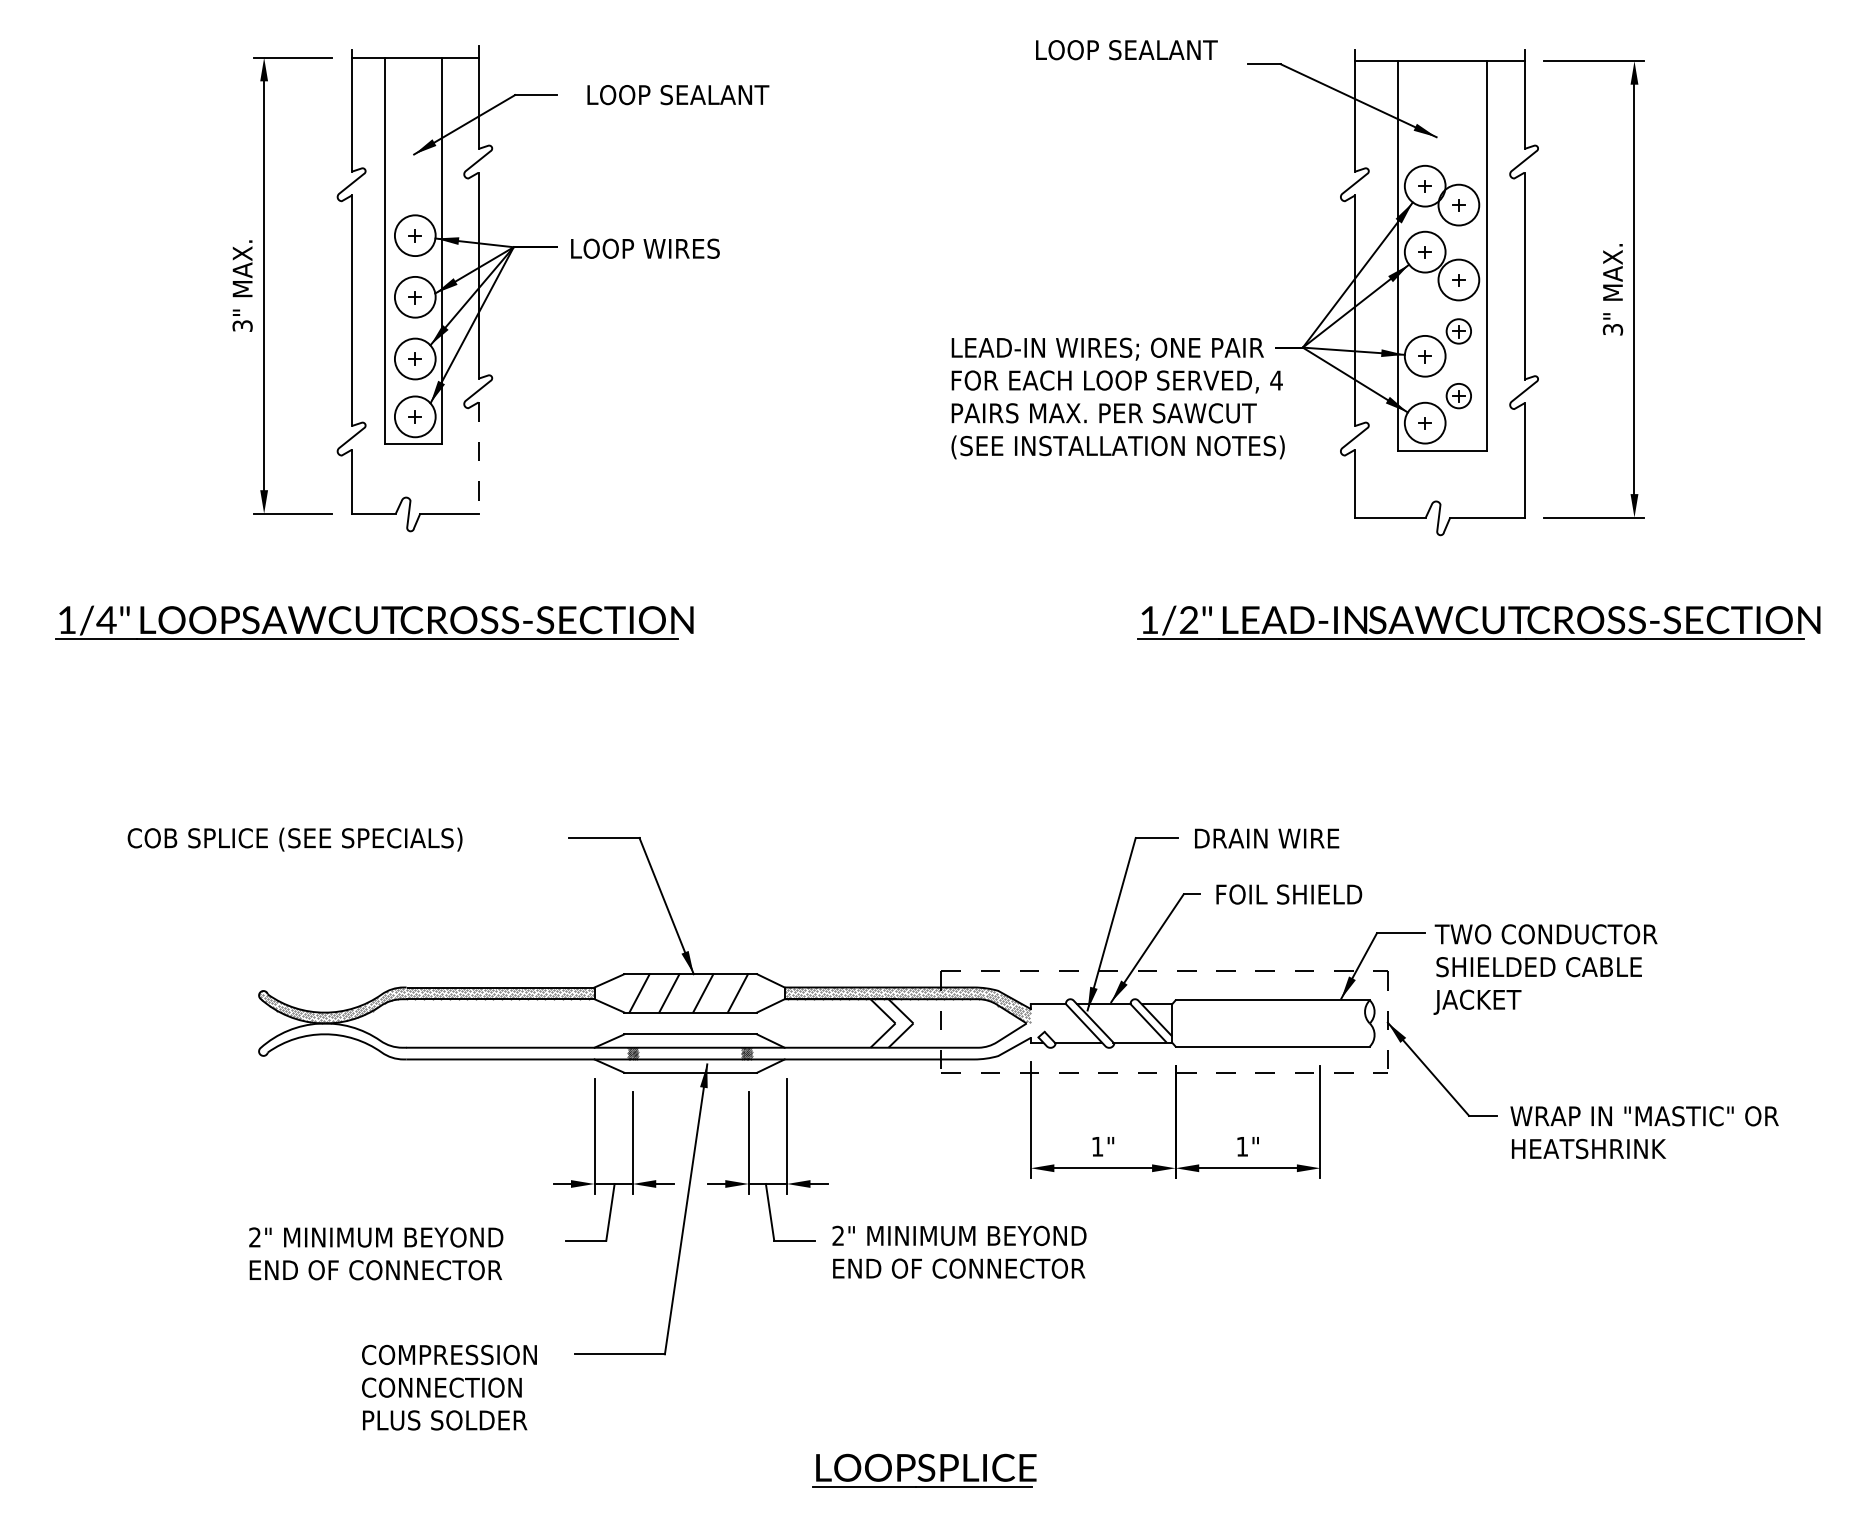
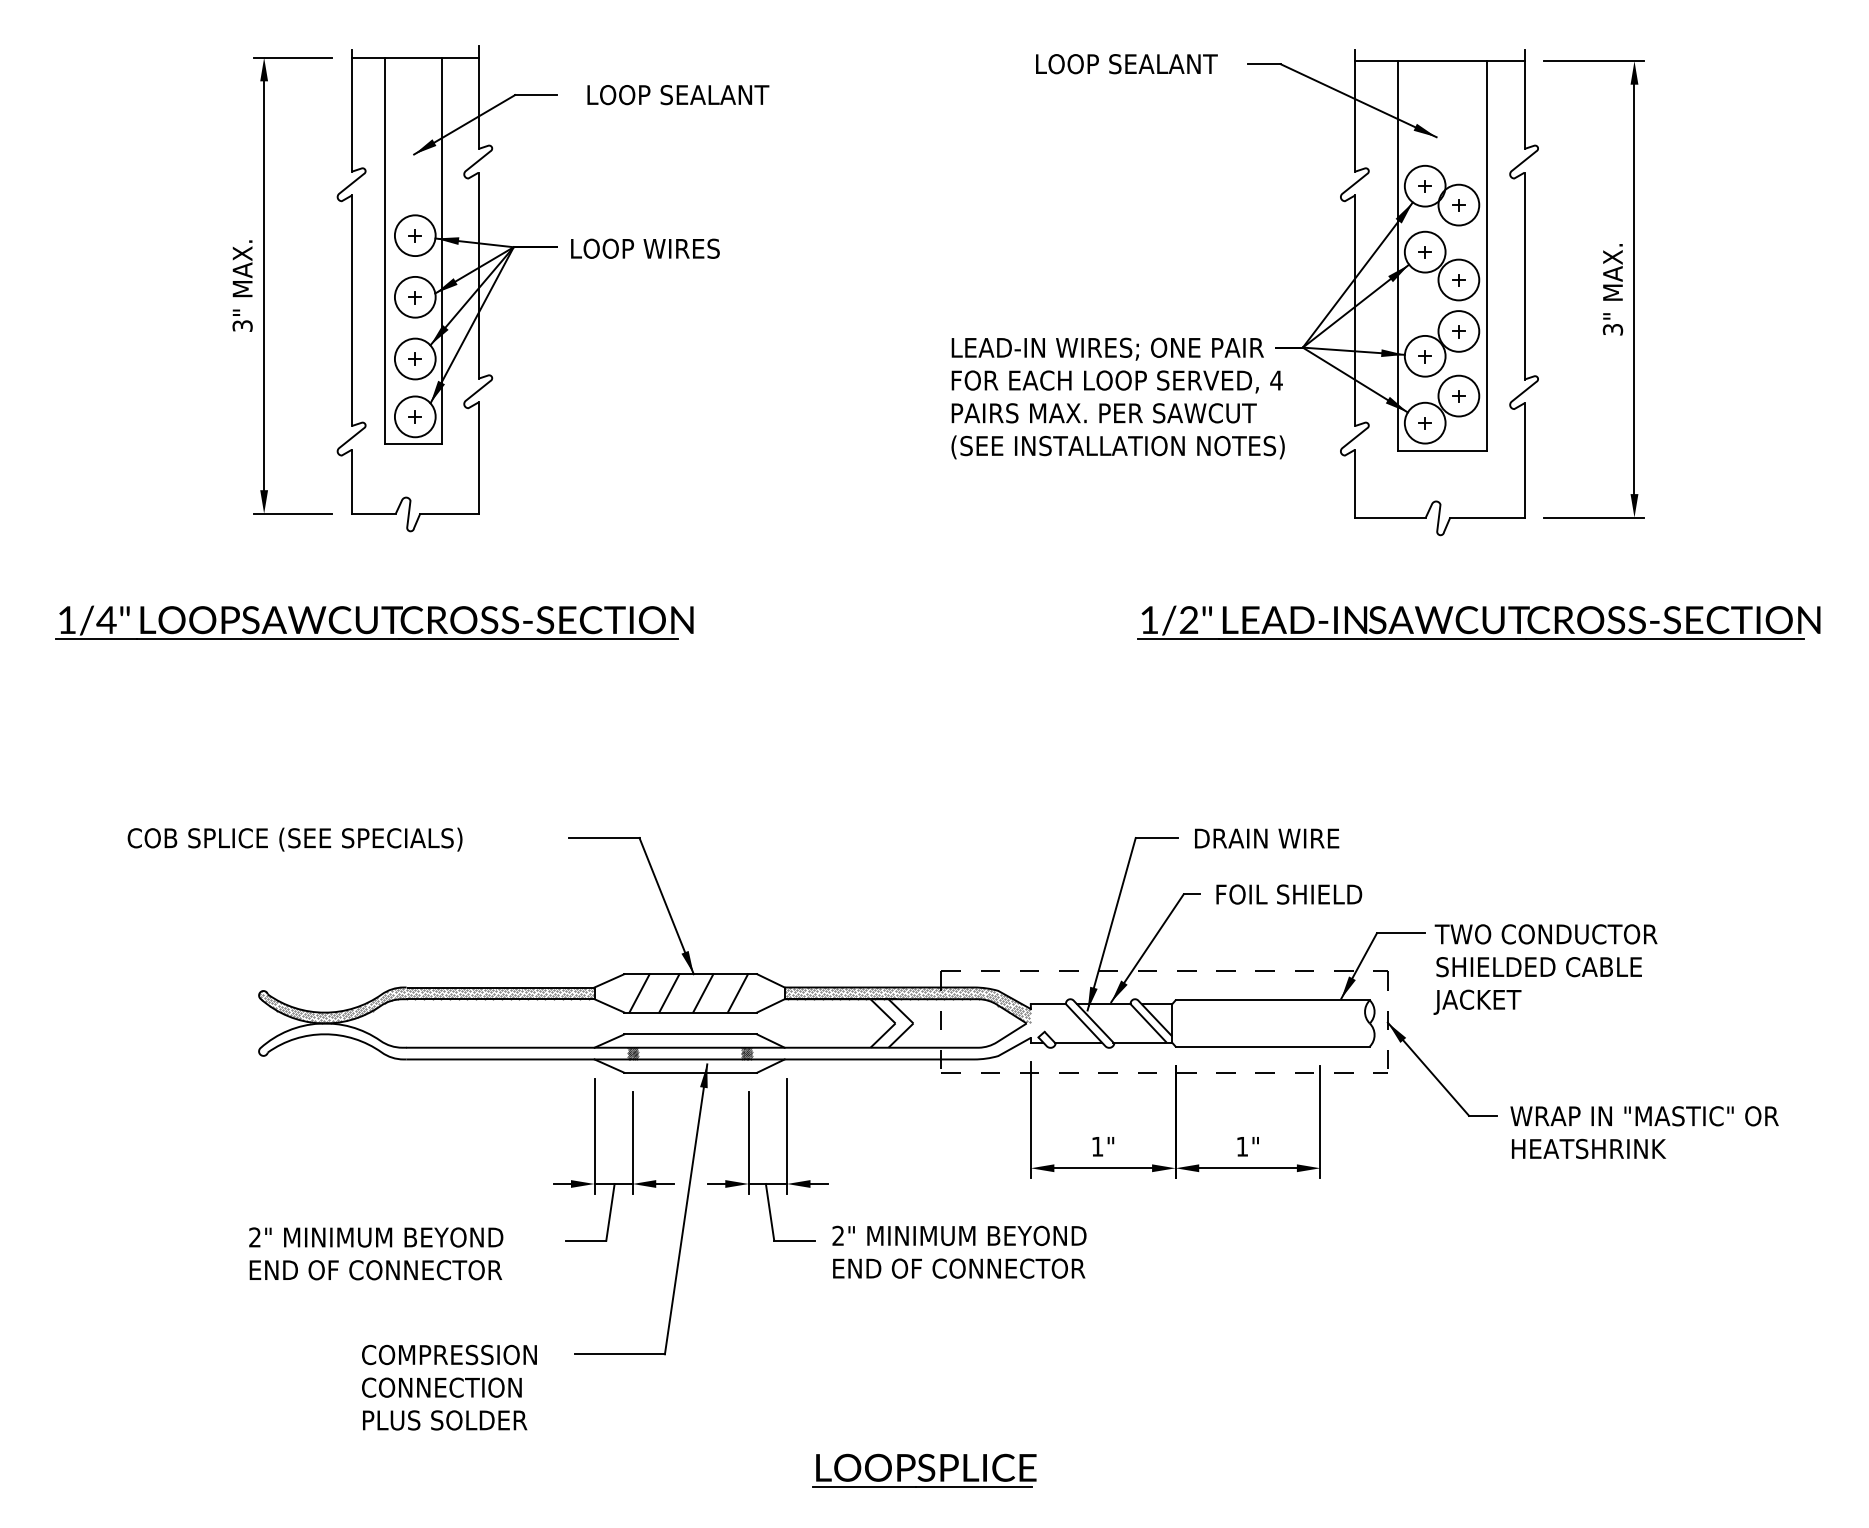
text position: (1126, 50) -> (1126, 64) (1126, 64)
circle diameter: 24 px -> 41 px (1458, 331)
circle diameter: 24 px -> 41 px (1458, 395)
line: dashed -> solid (478, 458)
